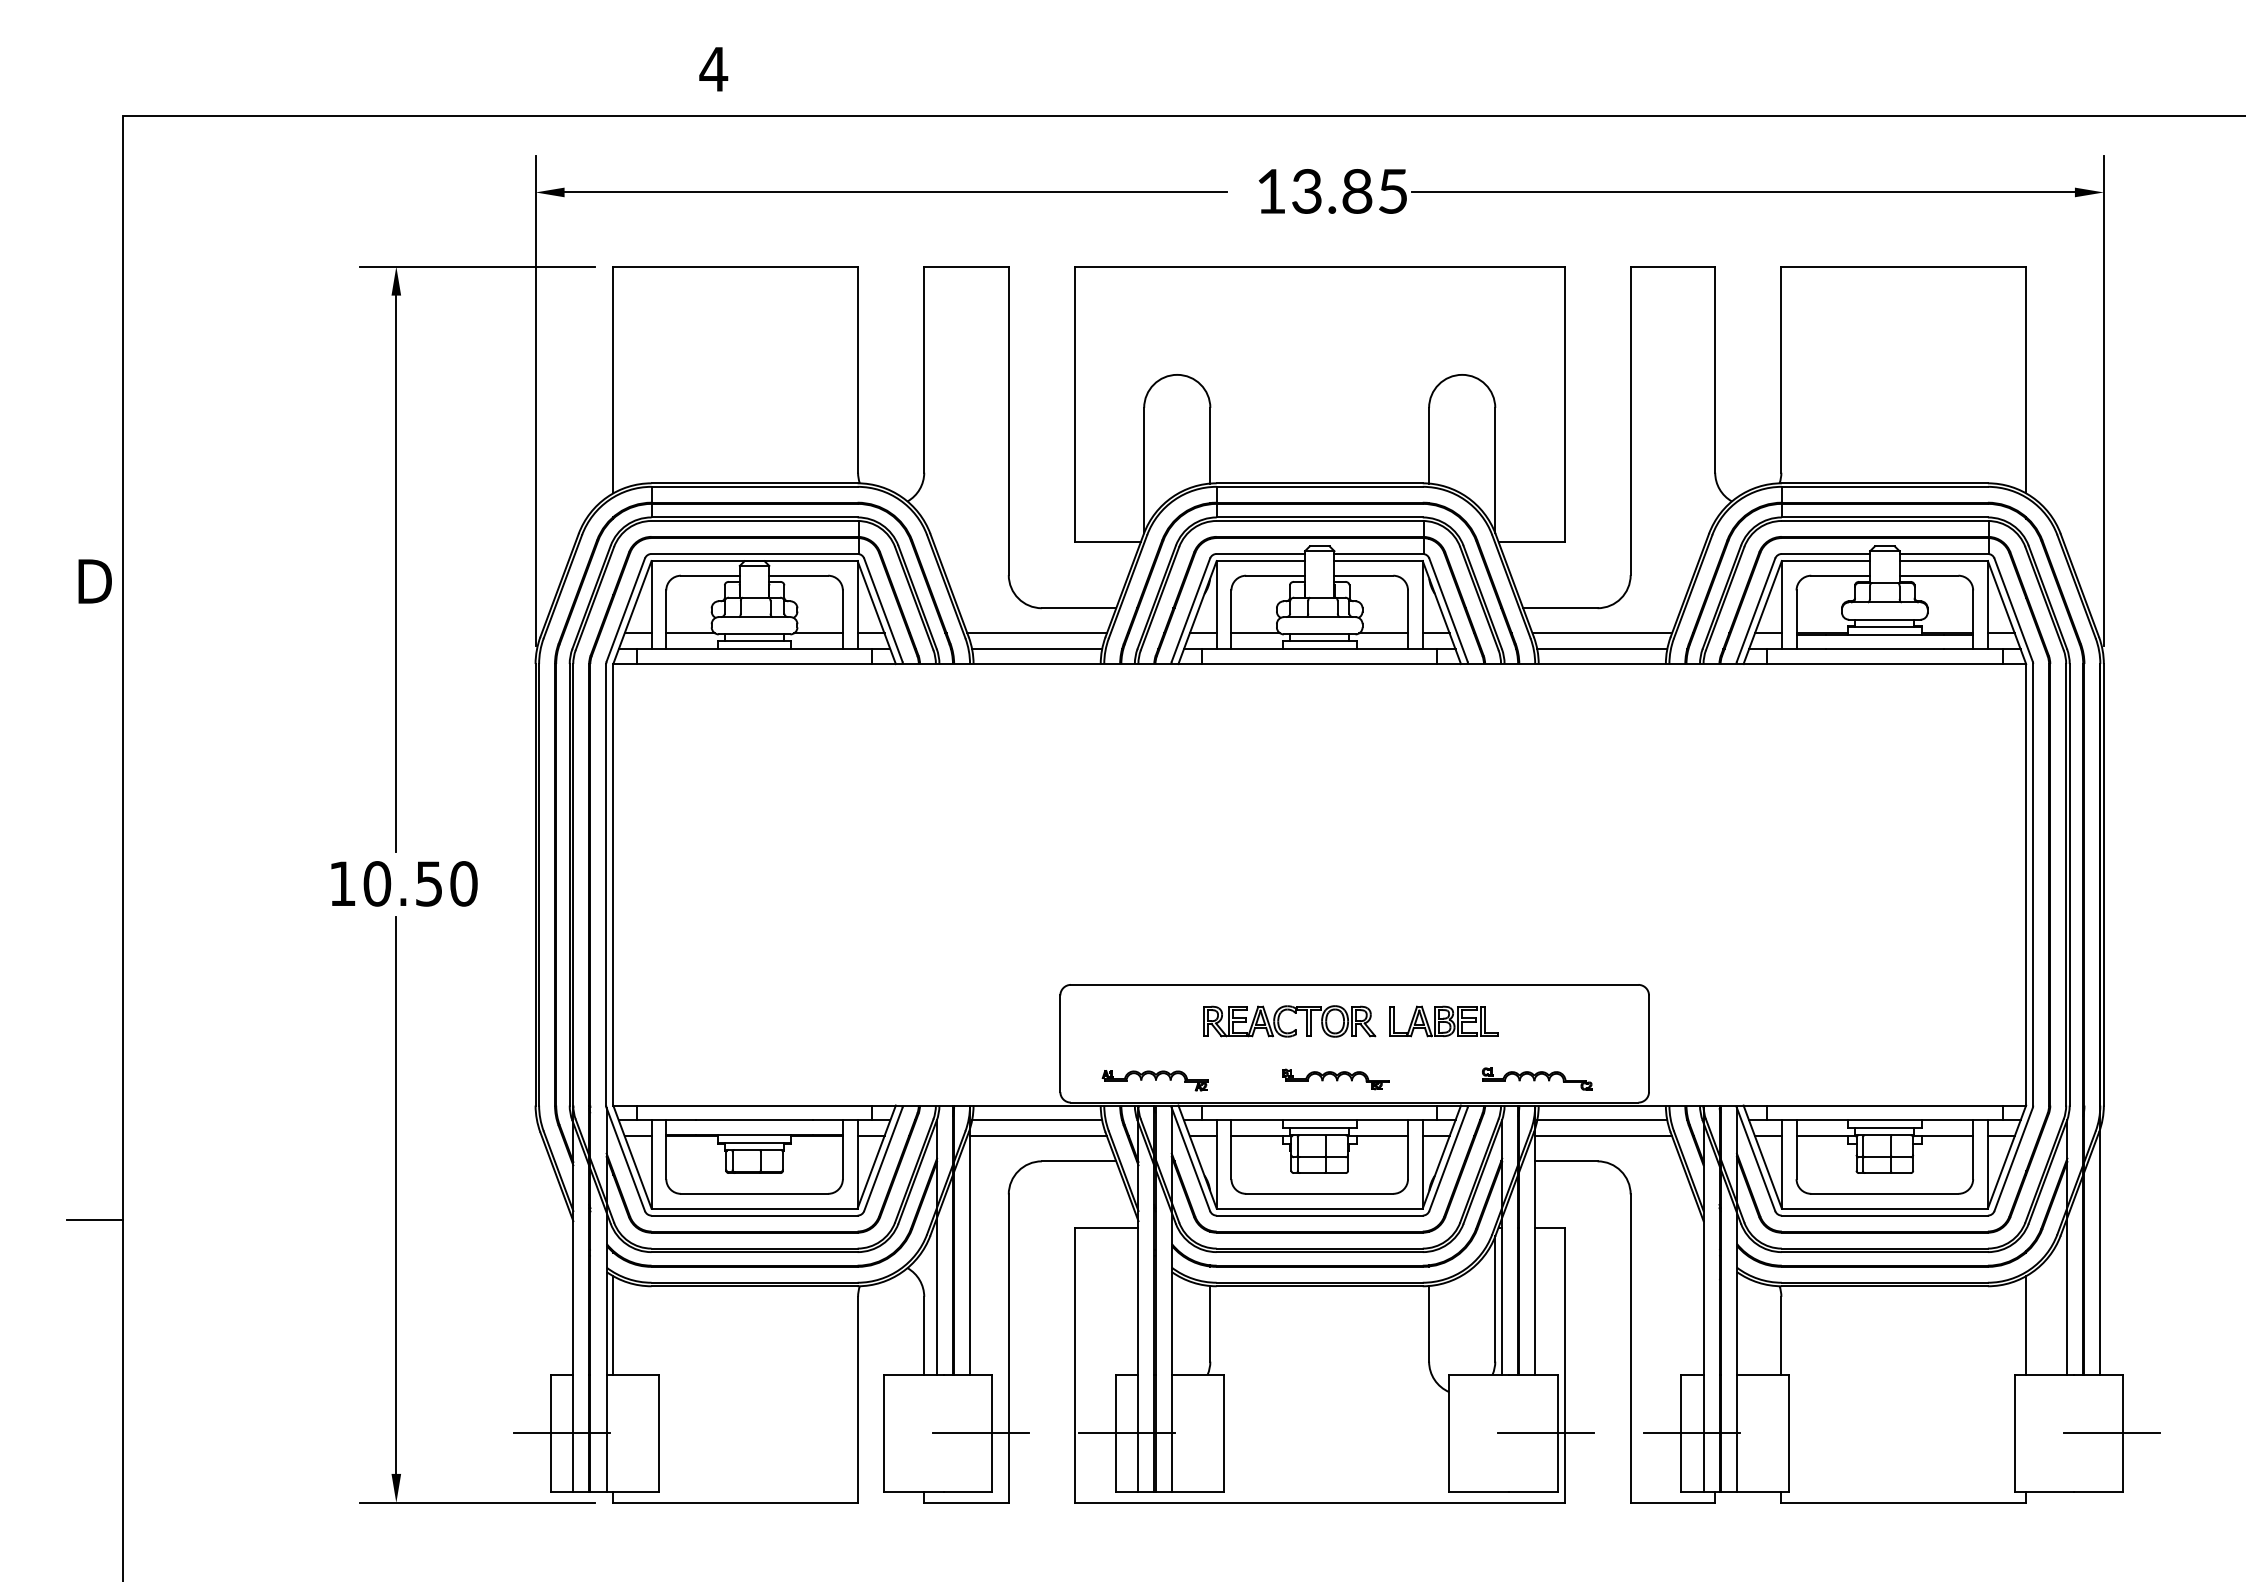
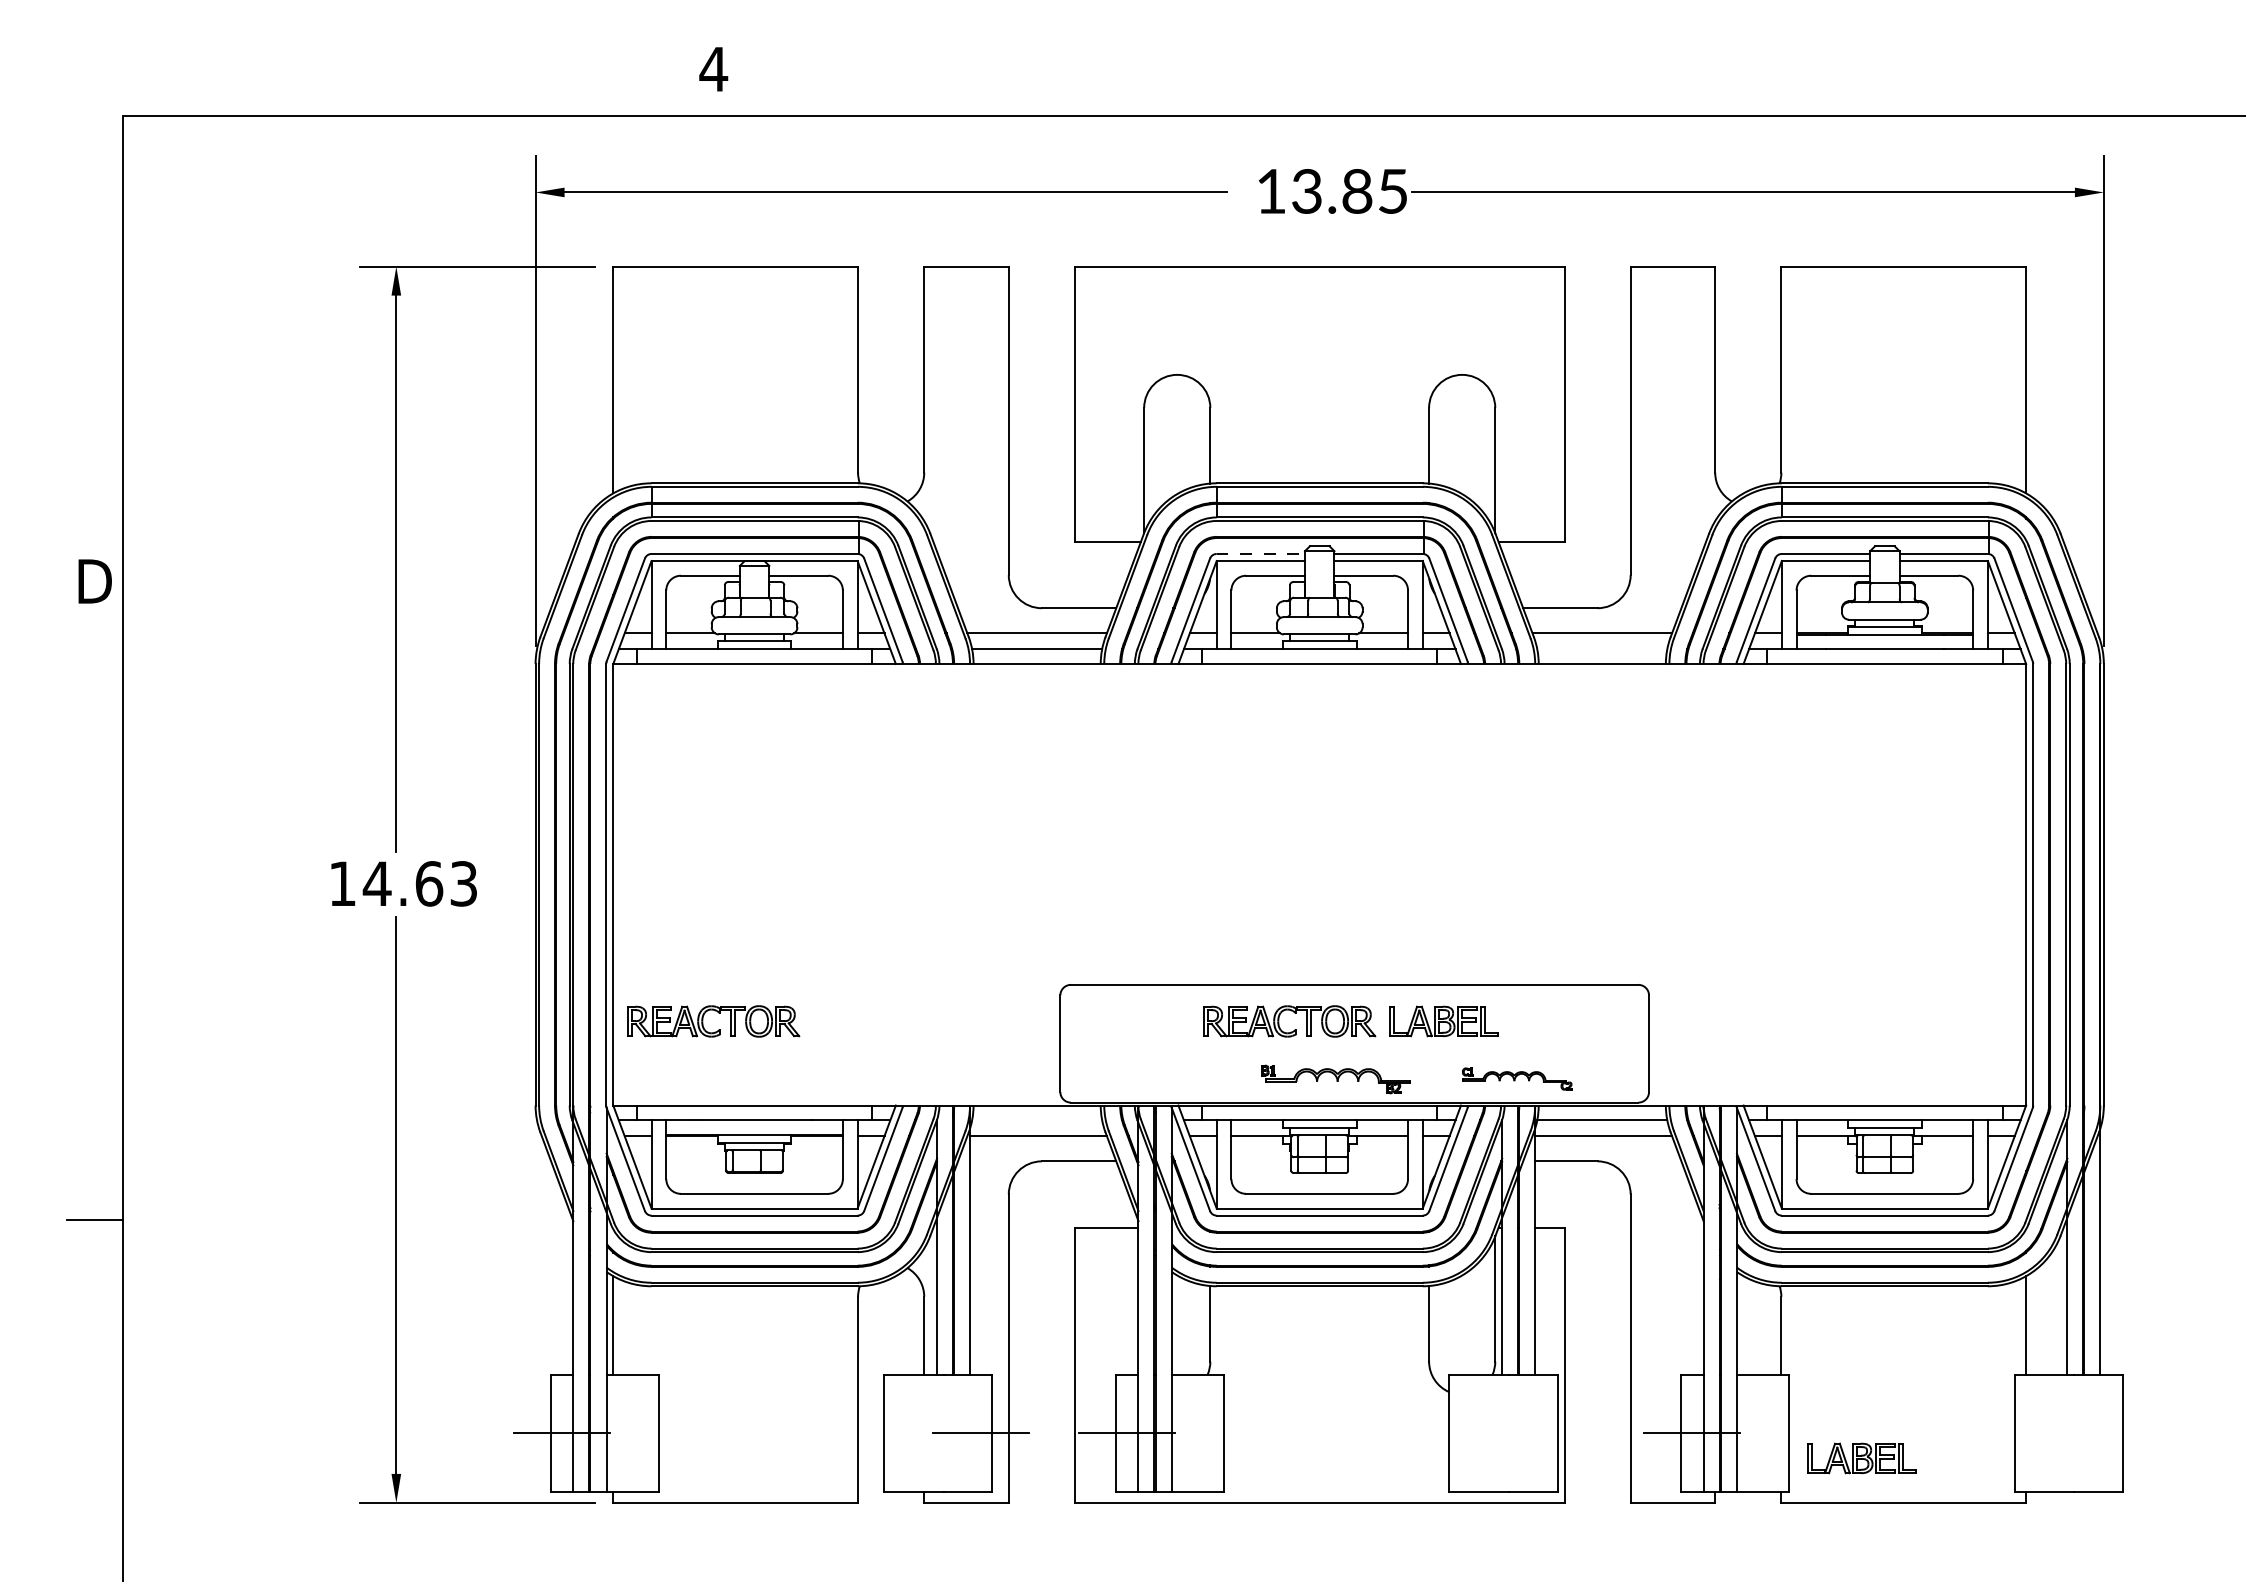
line: solid -> dashed (1261, 553)
line: present -> none (1602, 649)
text: 10.50 -> 14.63 (419, 883)
part: none -> present (718, 1013)
part position: (1537, 1078) -> (1517, 1078) (1517, 1078)
part size: 108x23 px -> 150x31 px (1335, 1079)
part: present -> none (1154, 1080)
line: present -> none (1037, 1120)
line: present -> none (1546, 1433)
line: present -> none (2111, 1433)
part: none -> present (1861, 1458)
